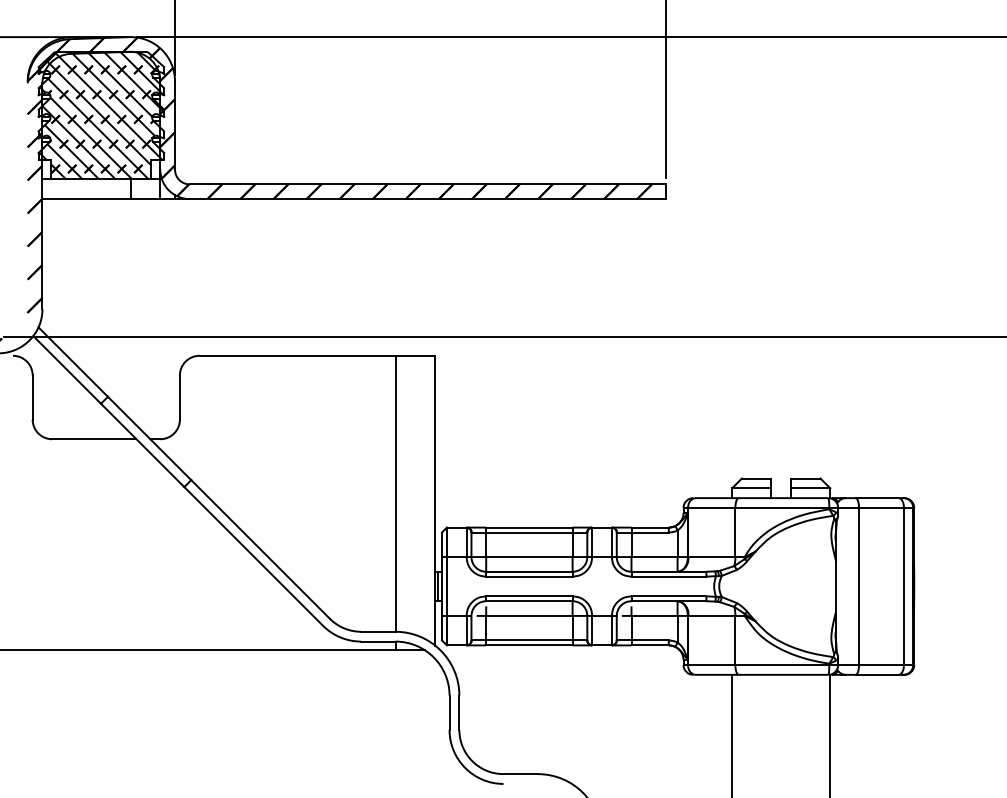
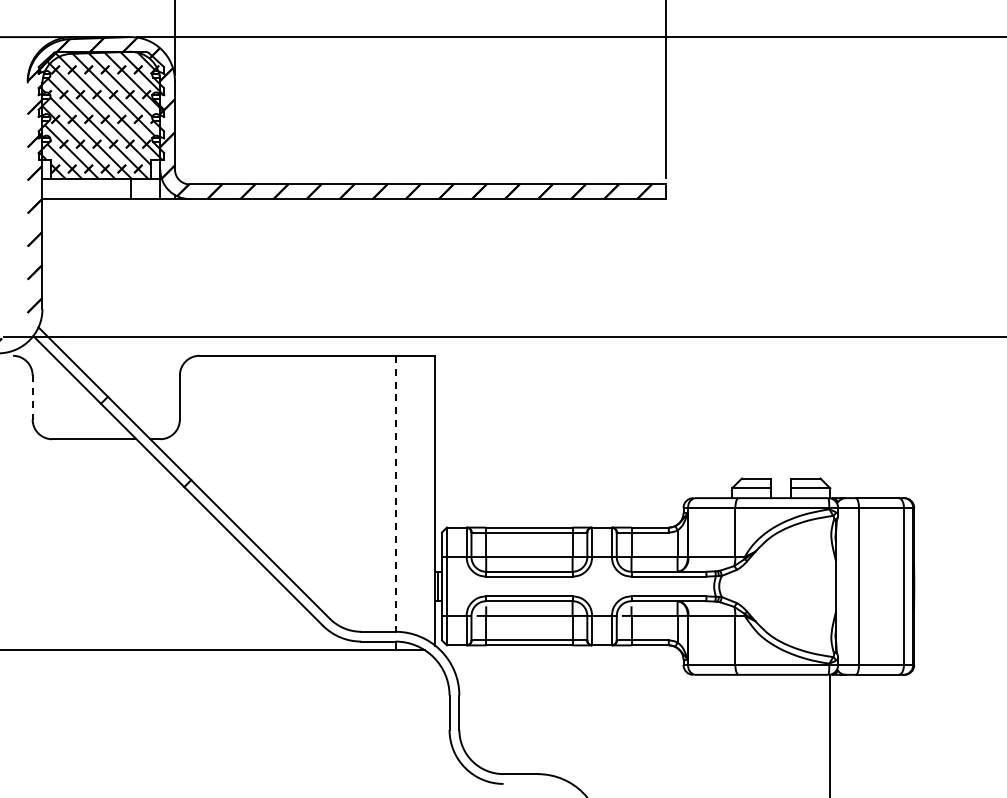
line: solid -> dashed (32, 398)
line: solid -> dashed (395, 493)
line: present -> none (732, 734)
